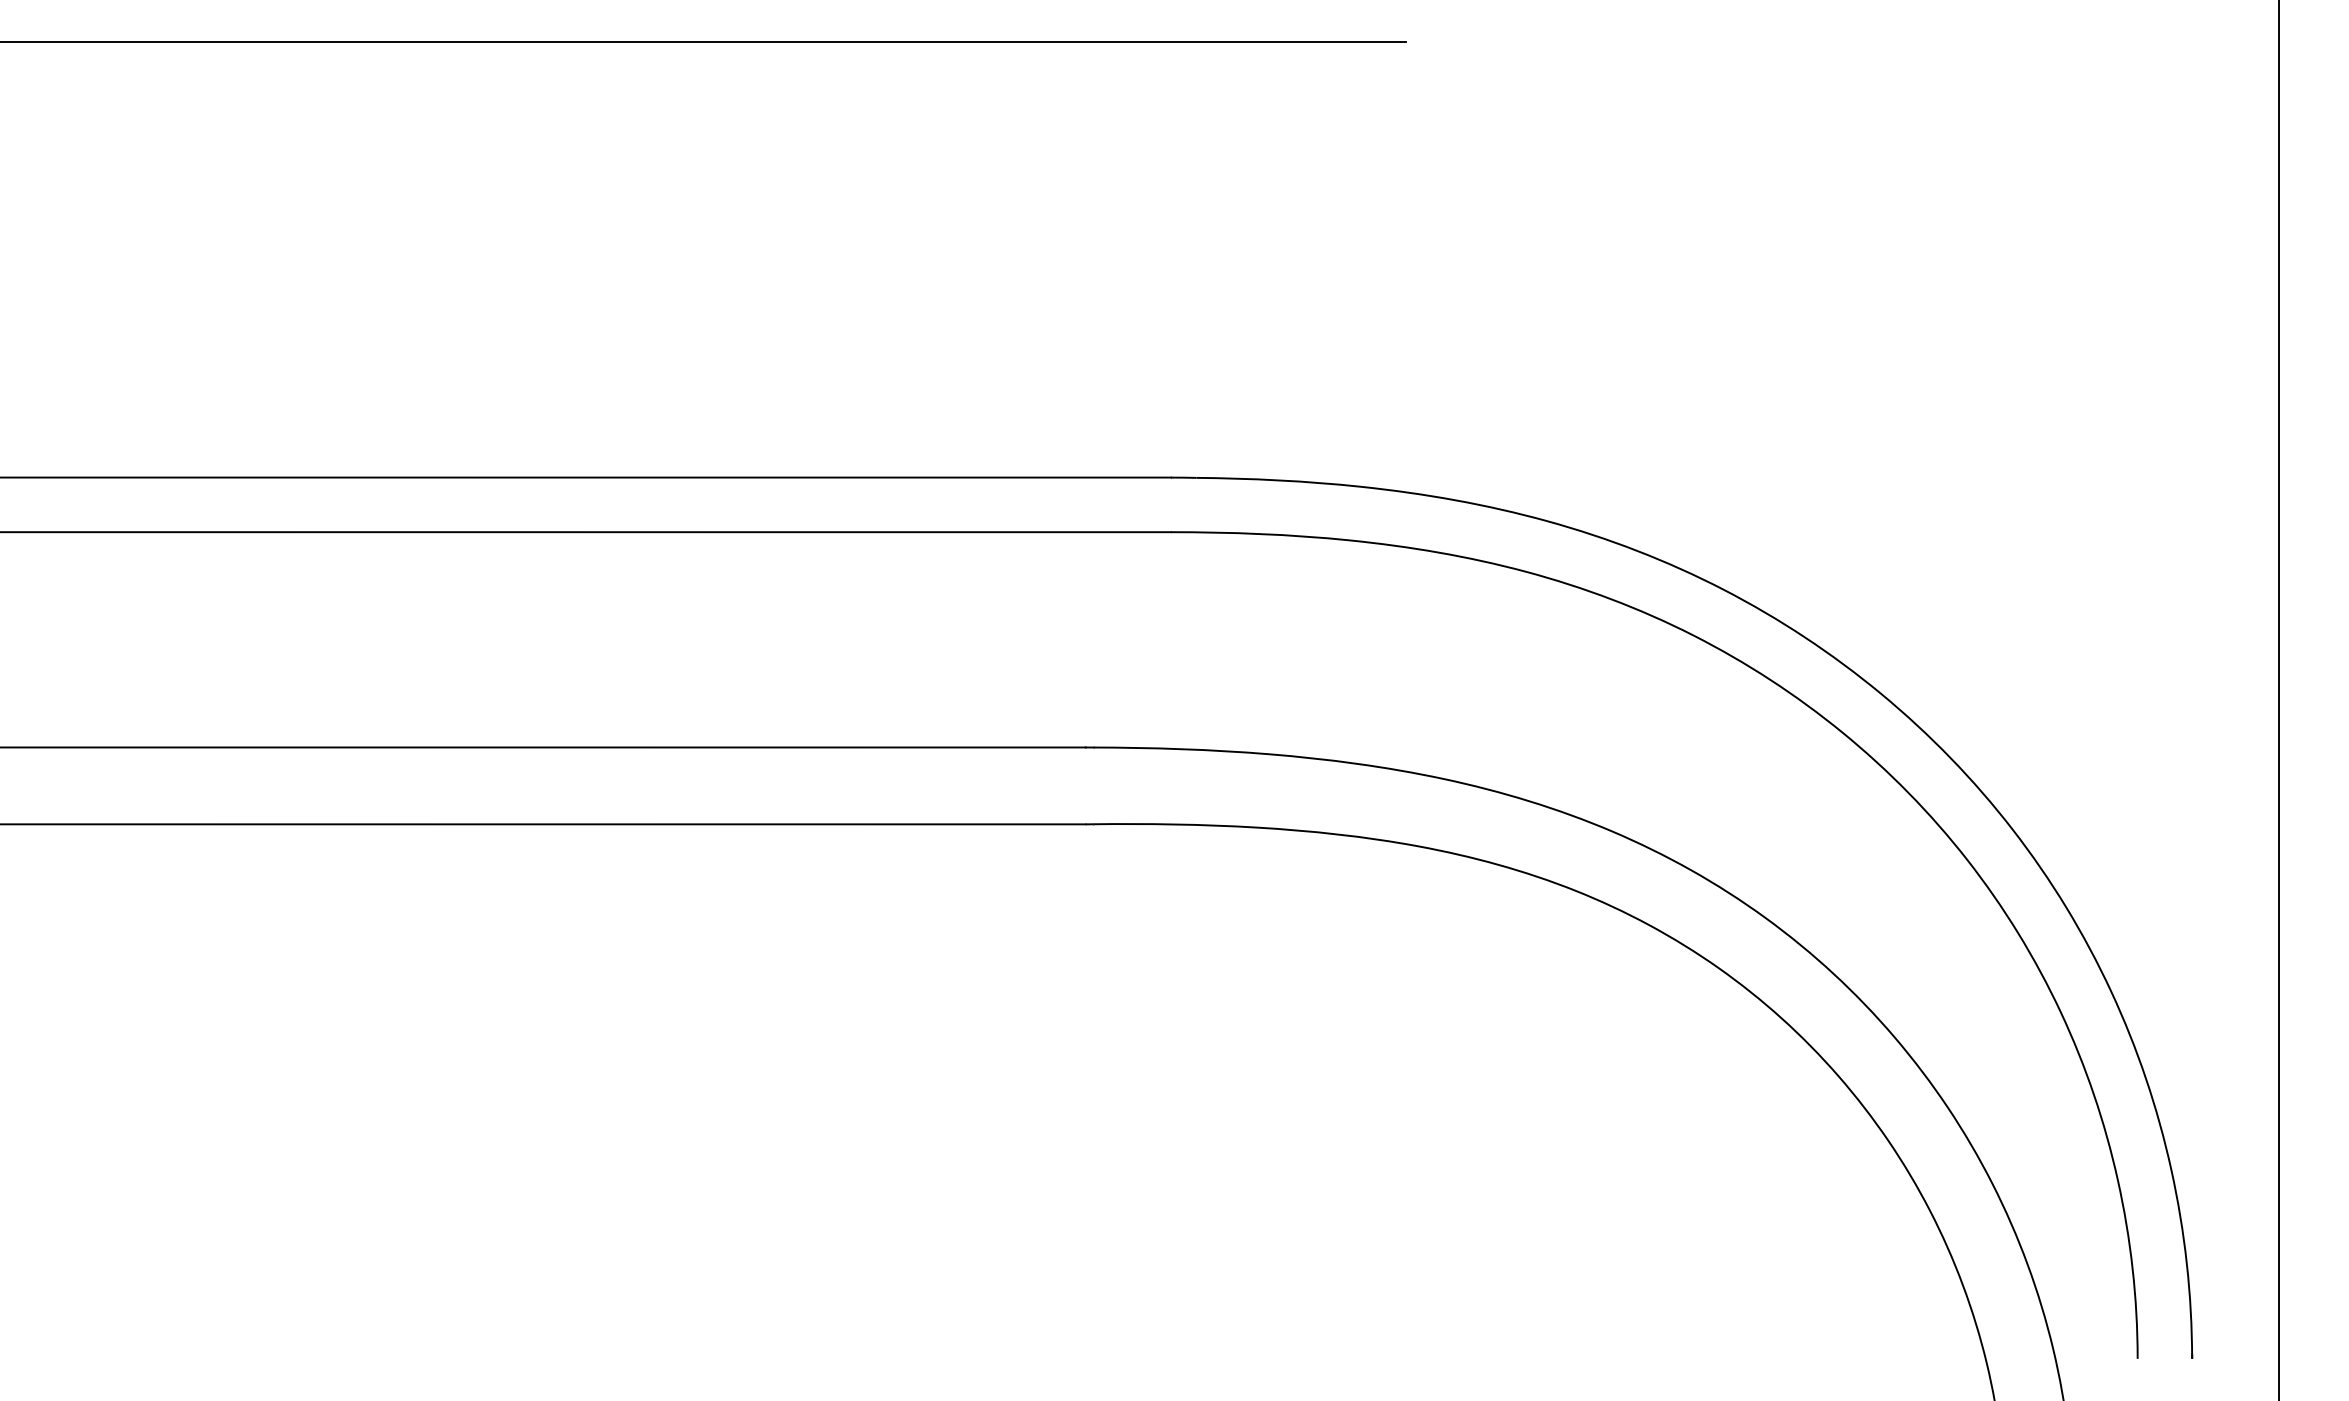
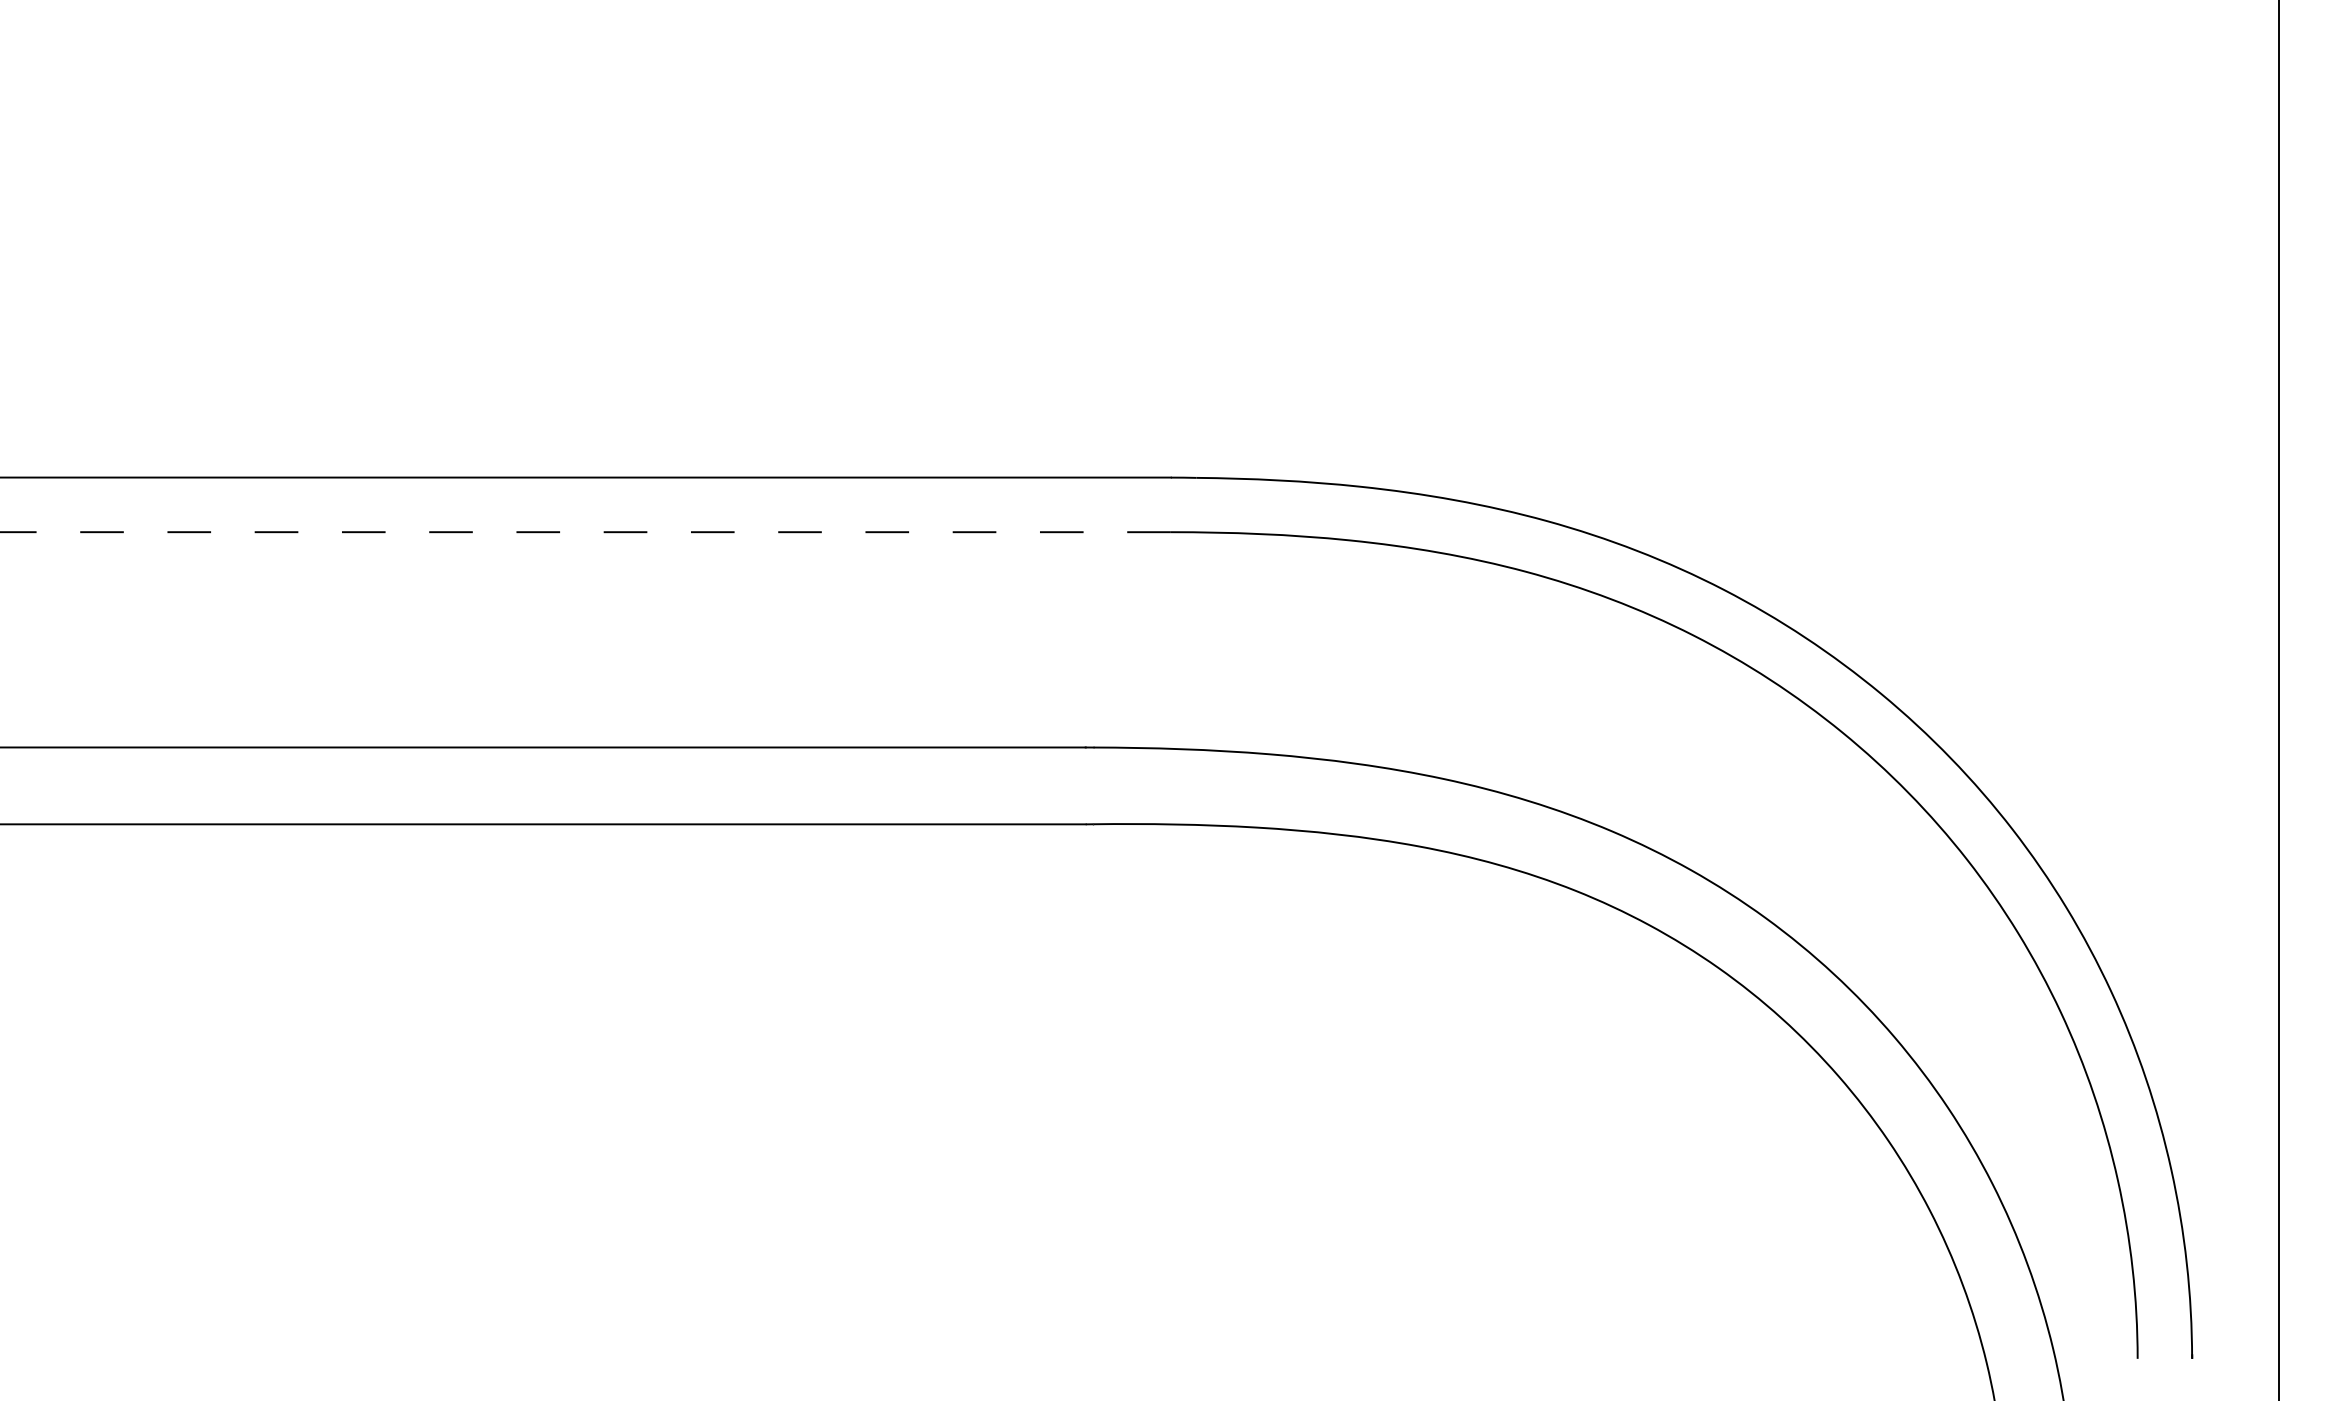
line: present -> none (703, 42)
line: solid -> dashed (585, 532)
